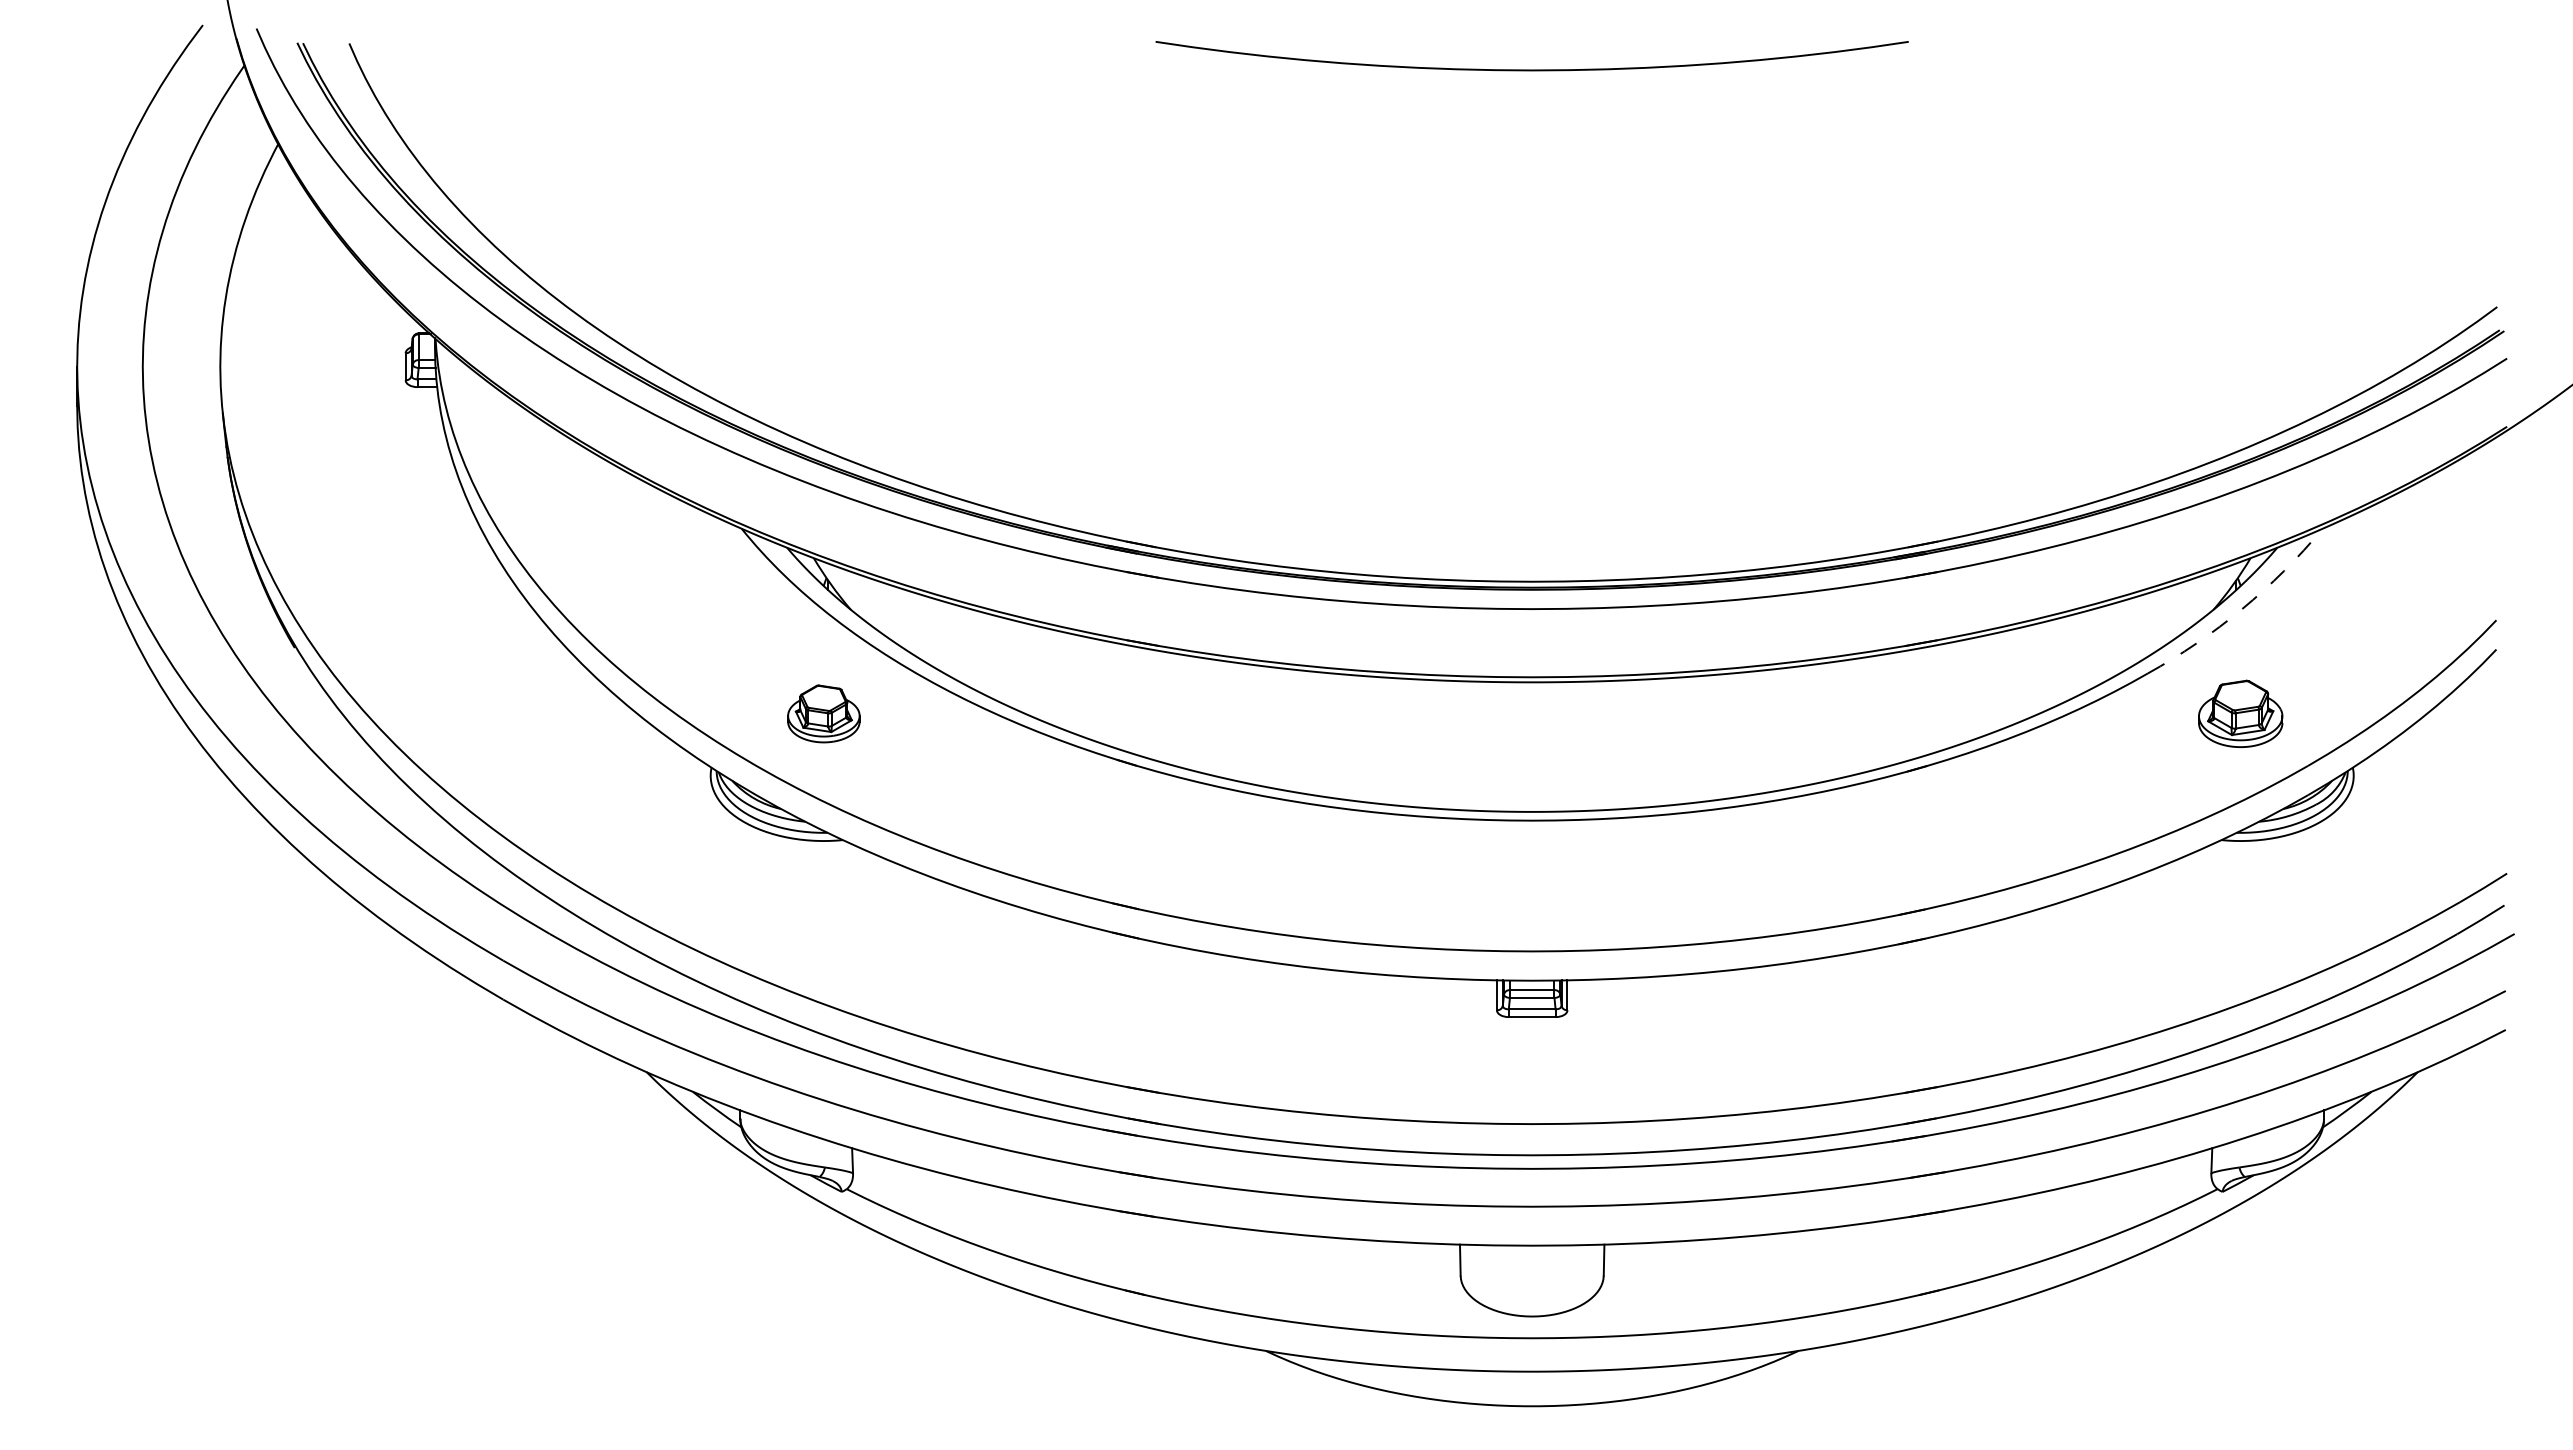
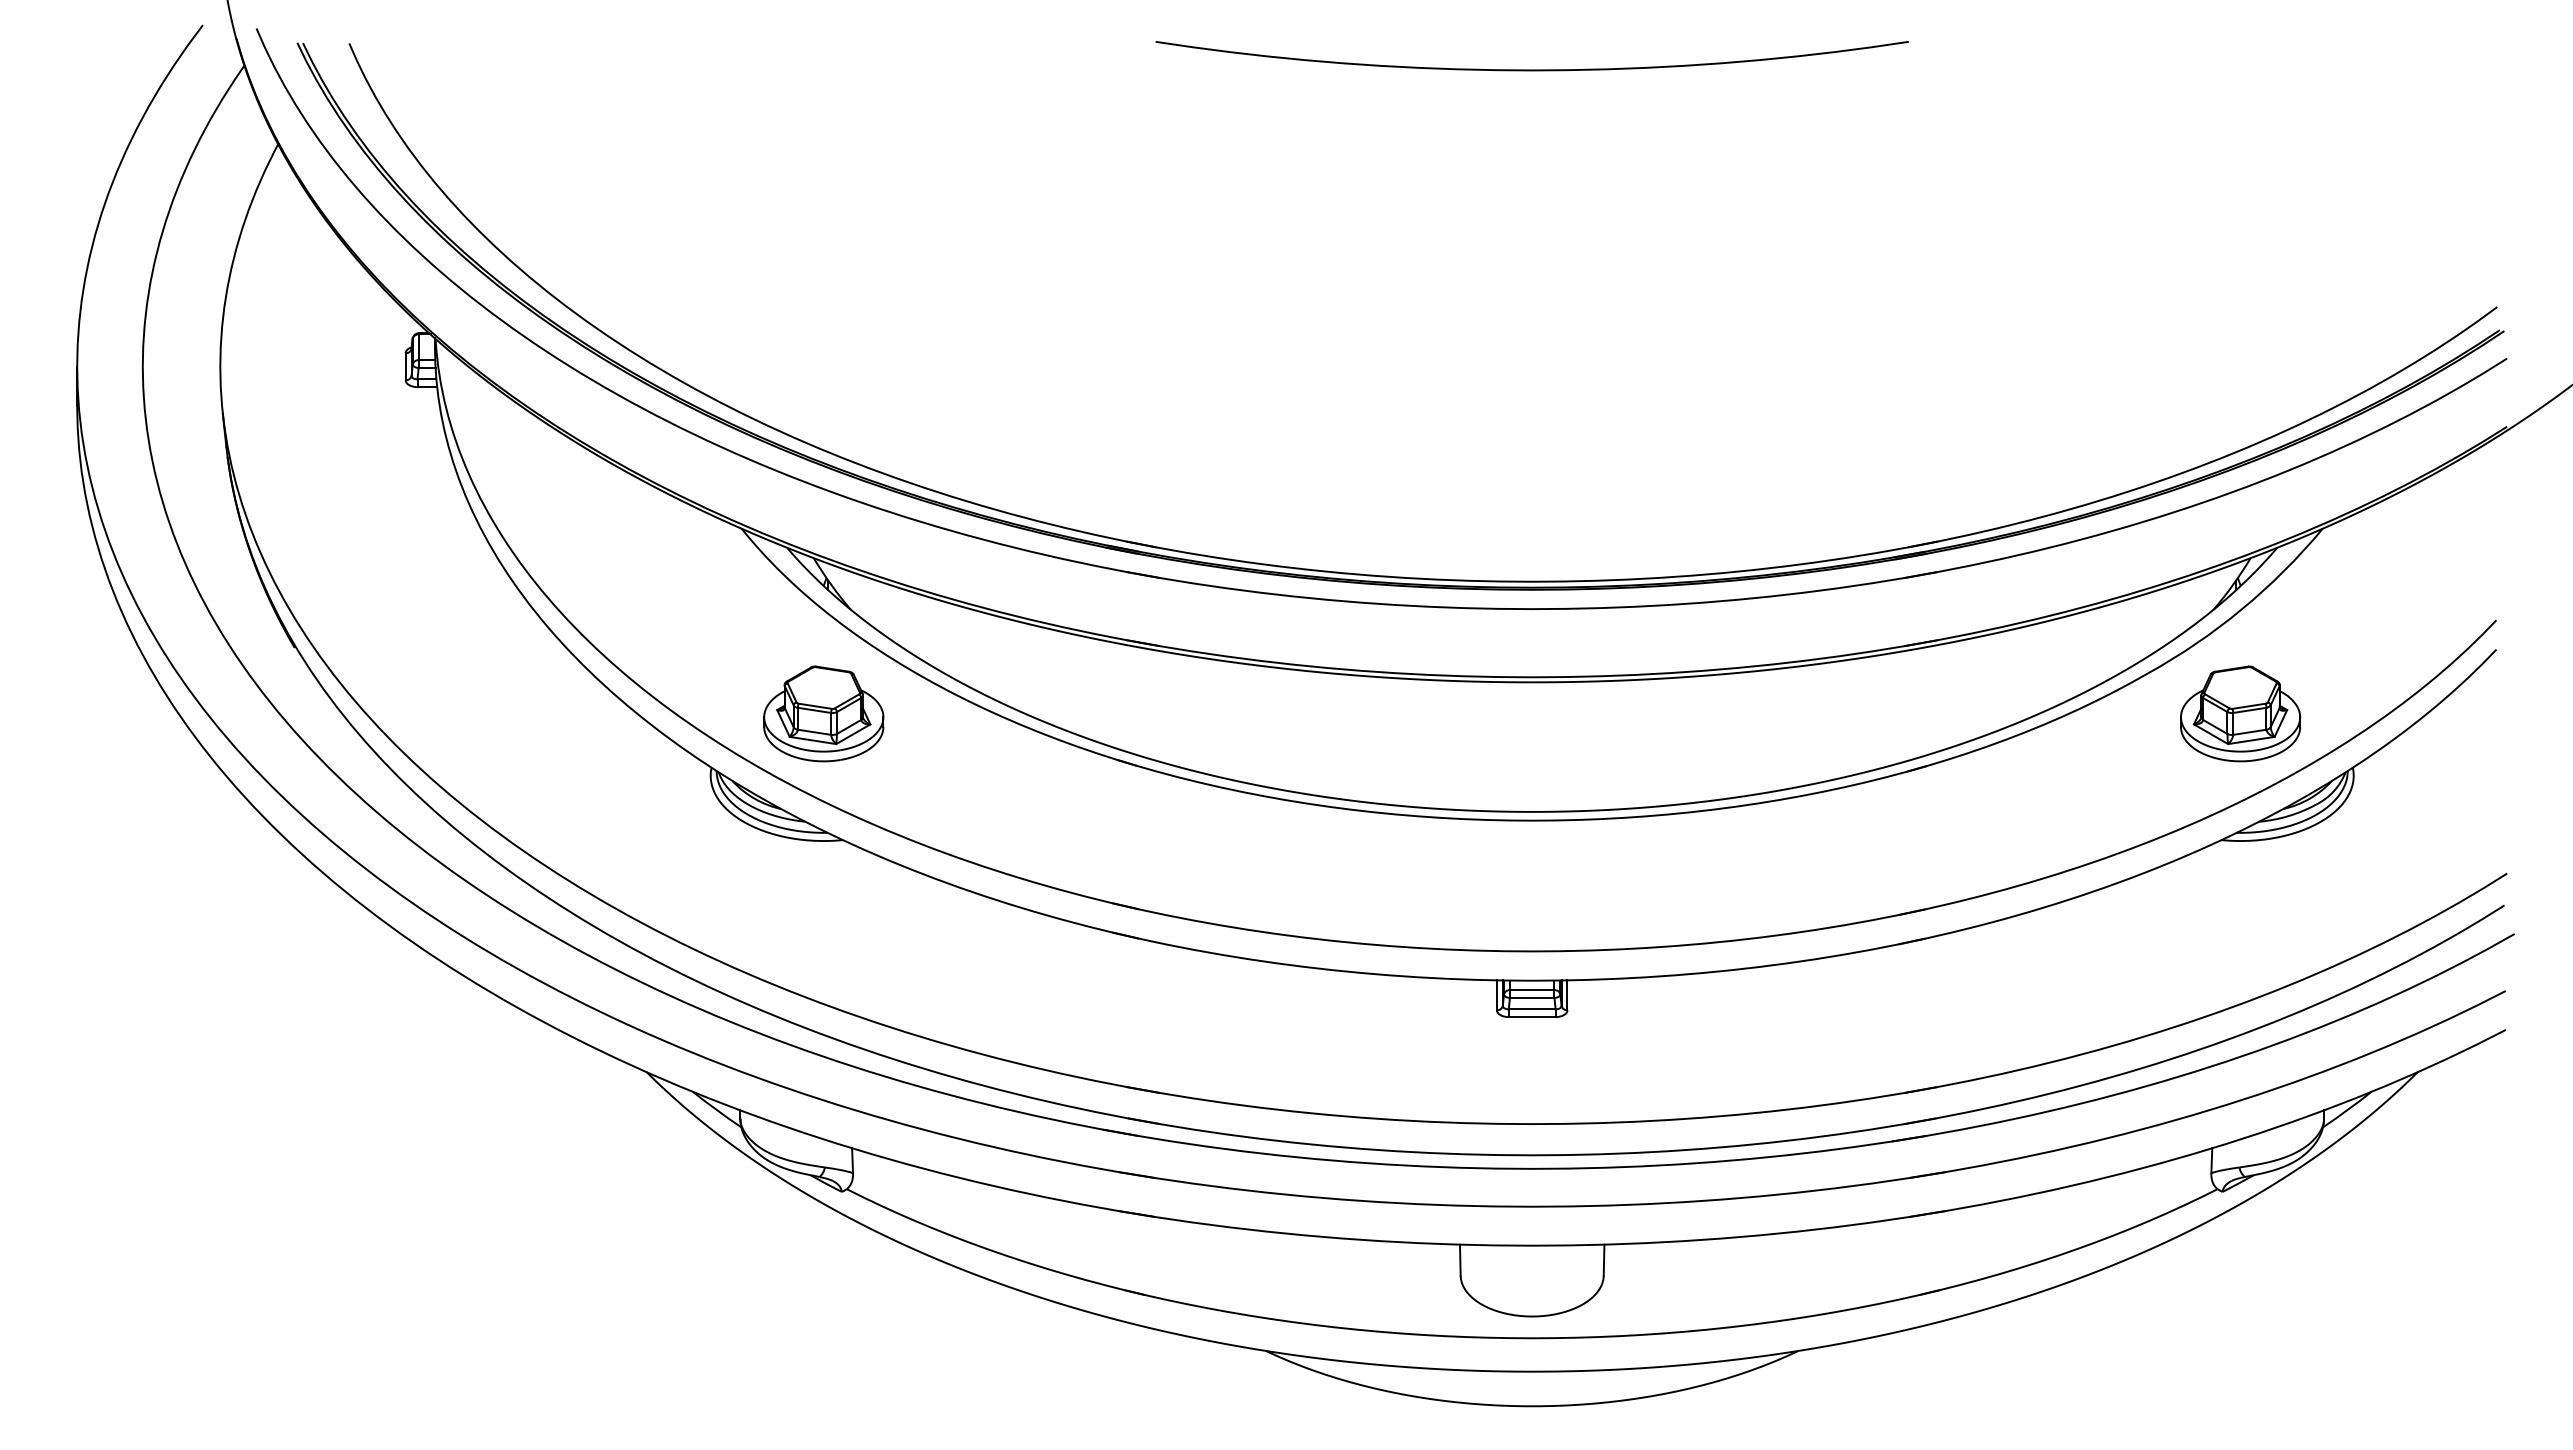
arc: dashed -> solid (2241, 609)
part size: 74x60 px -> 122x98 px (823, 713)
part size: 86x70 px -> 122x98 px (2240, 713)
